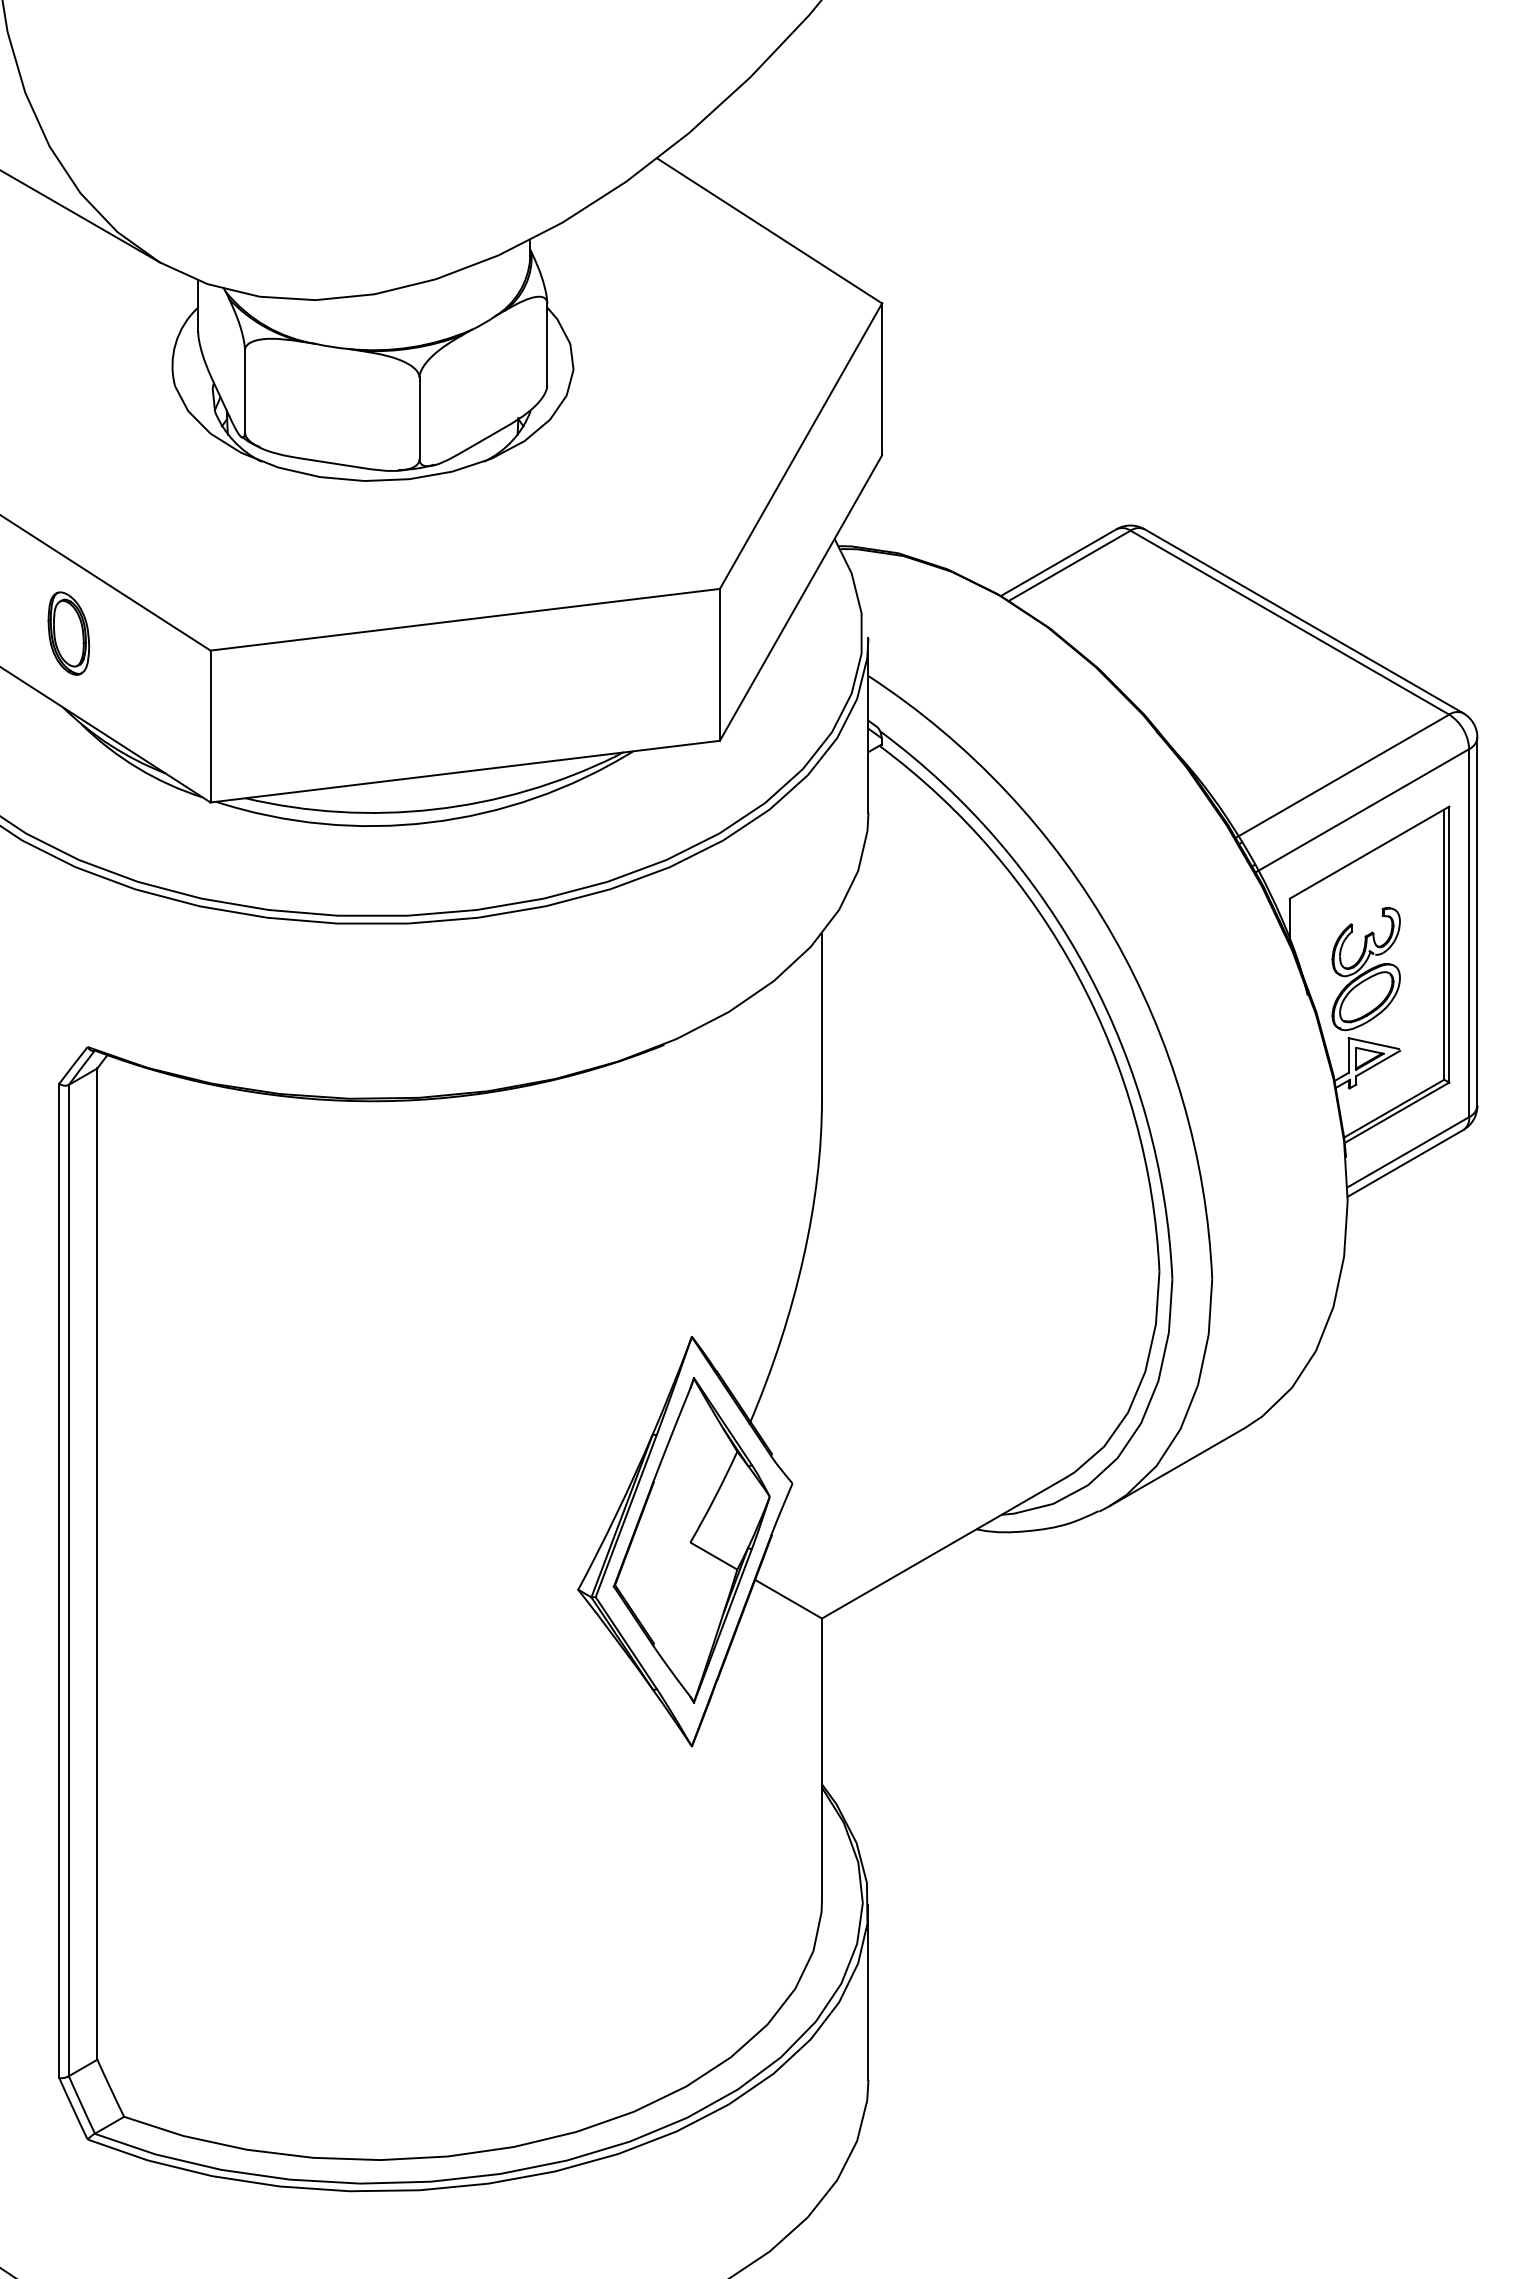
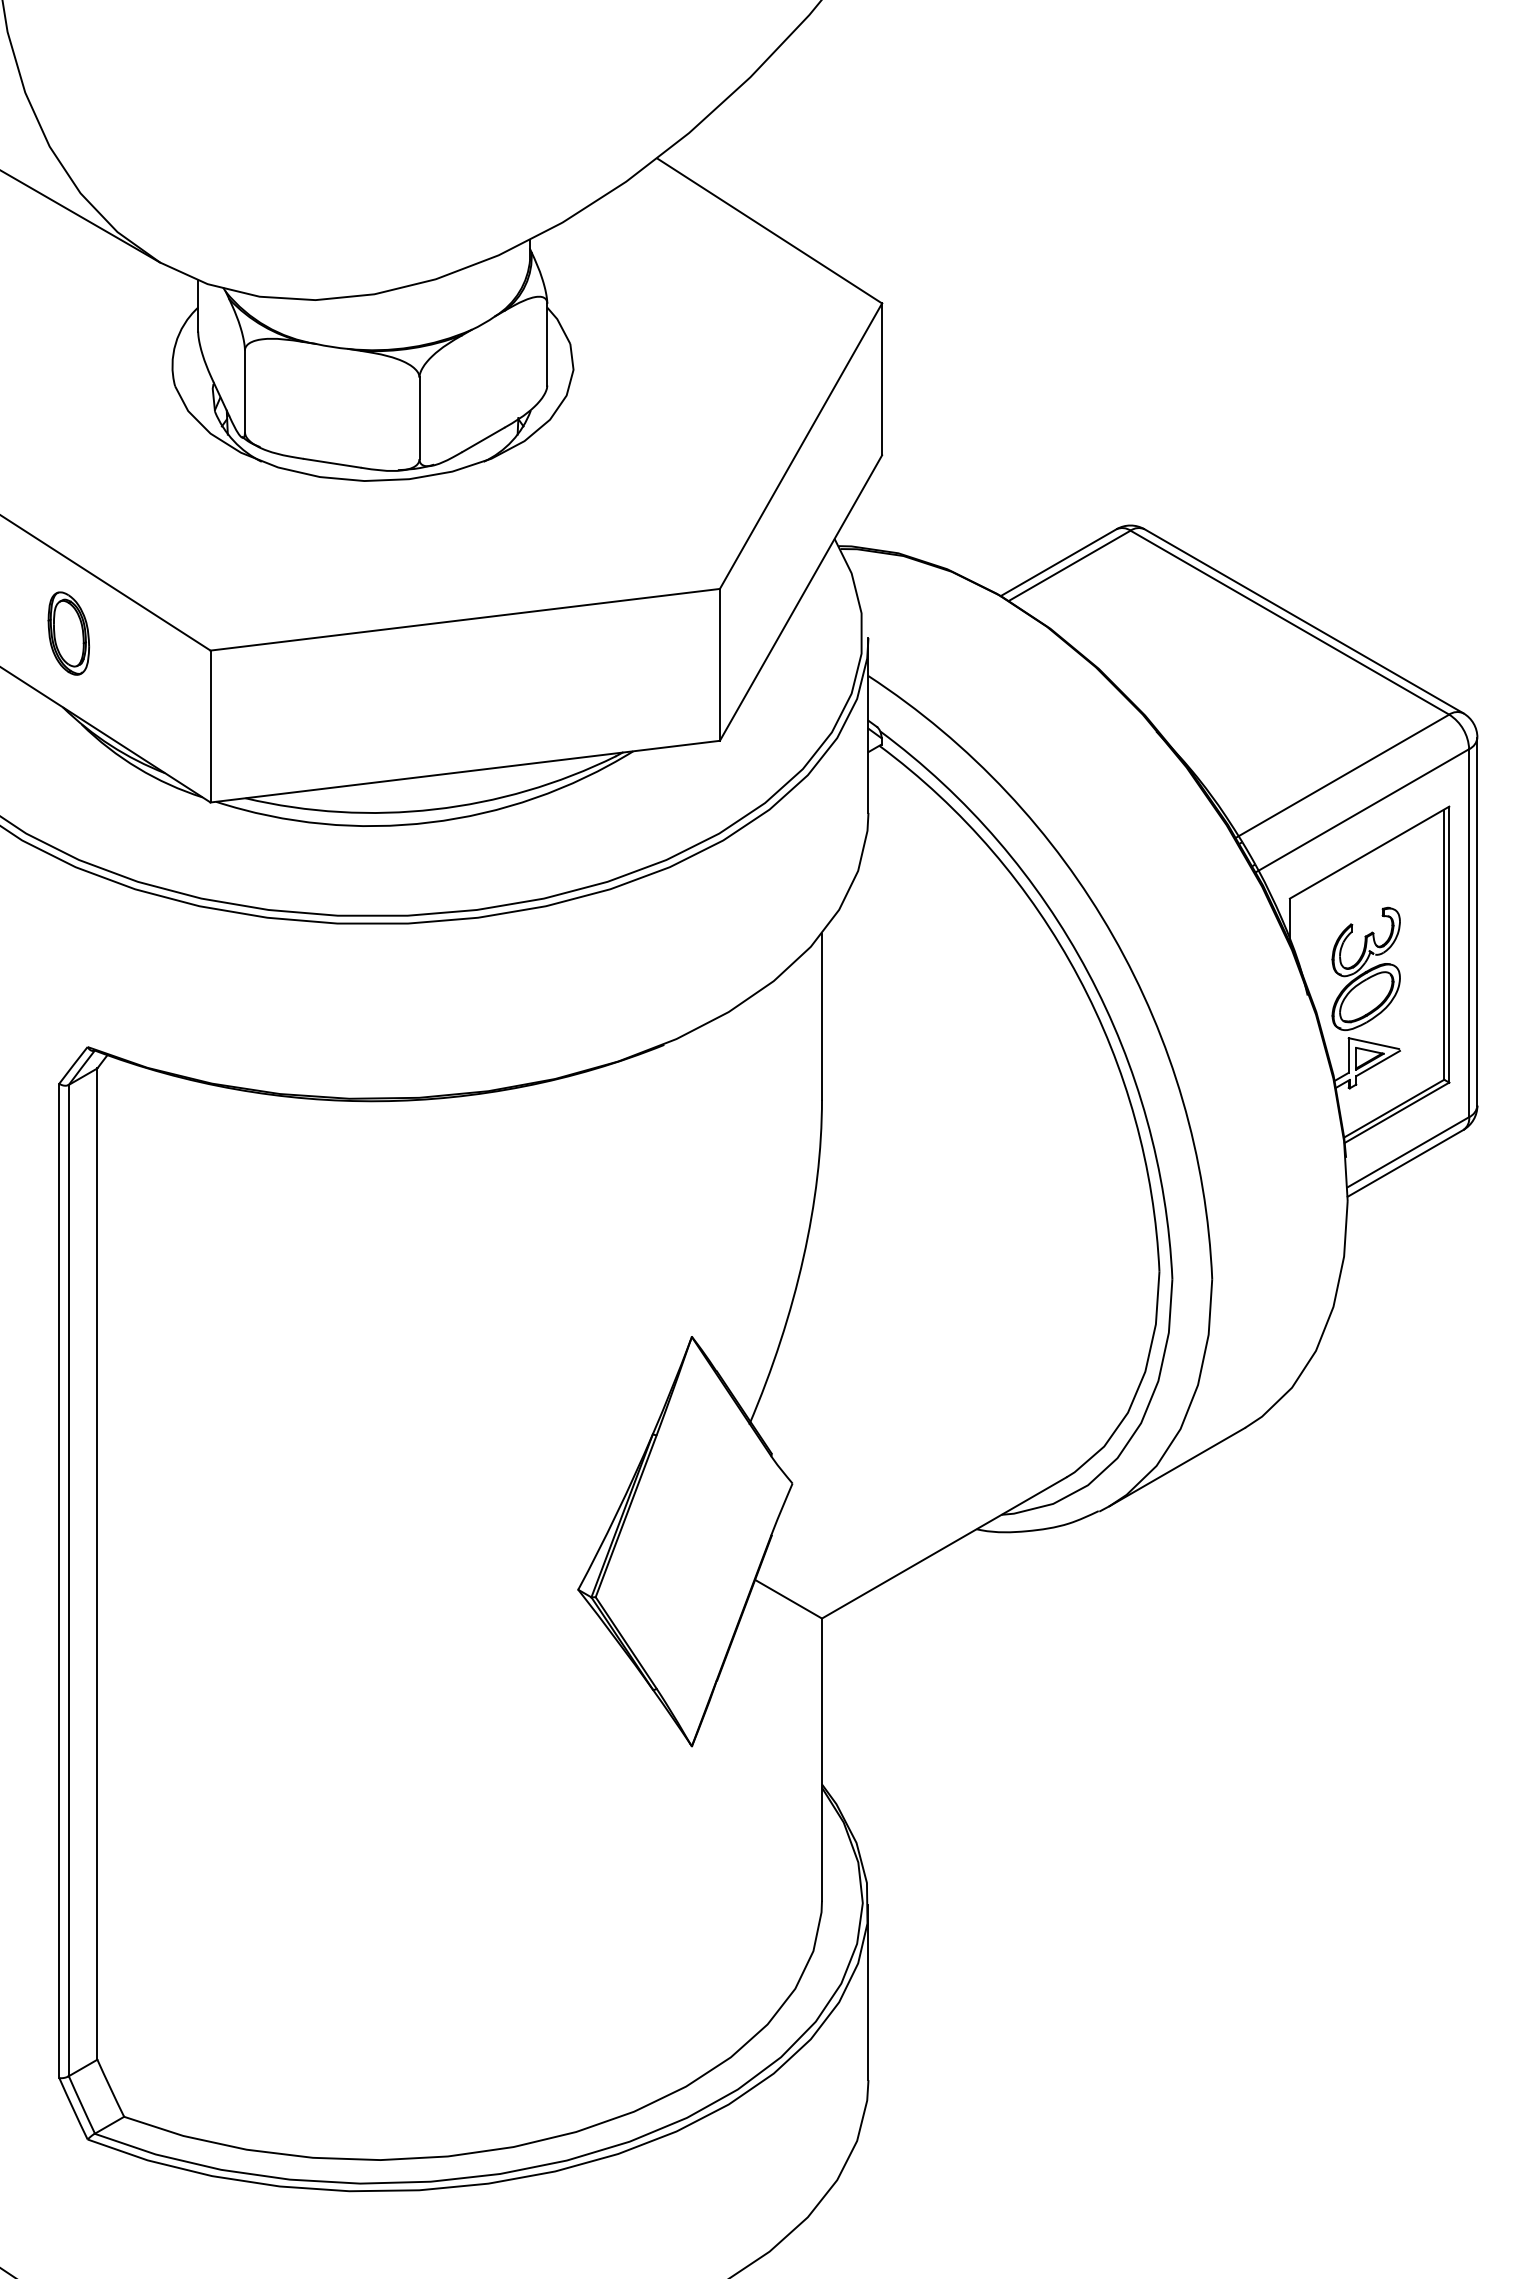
part: present -> none (691, 1540)
